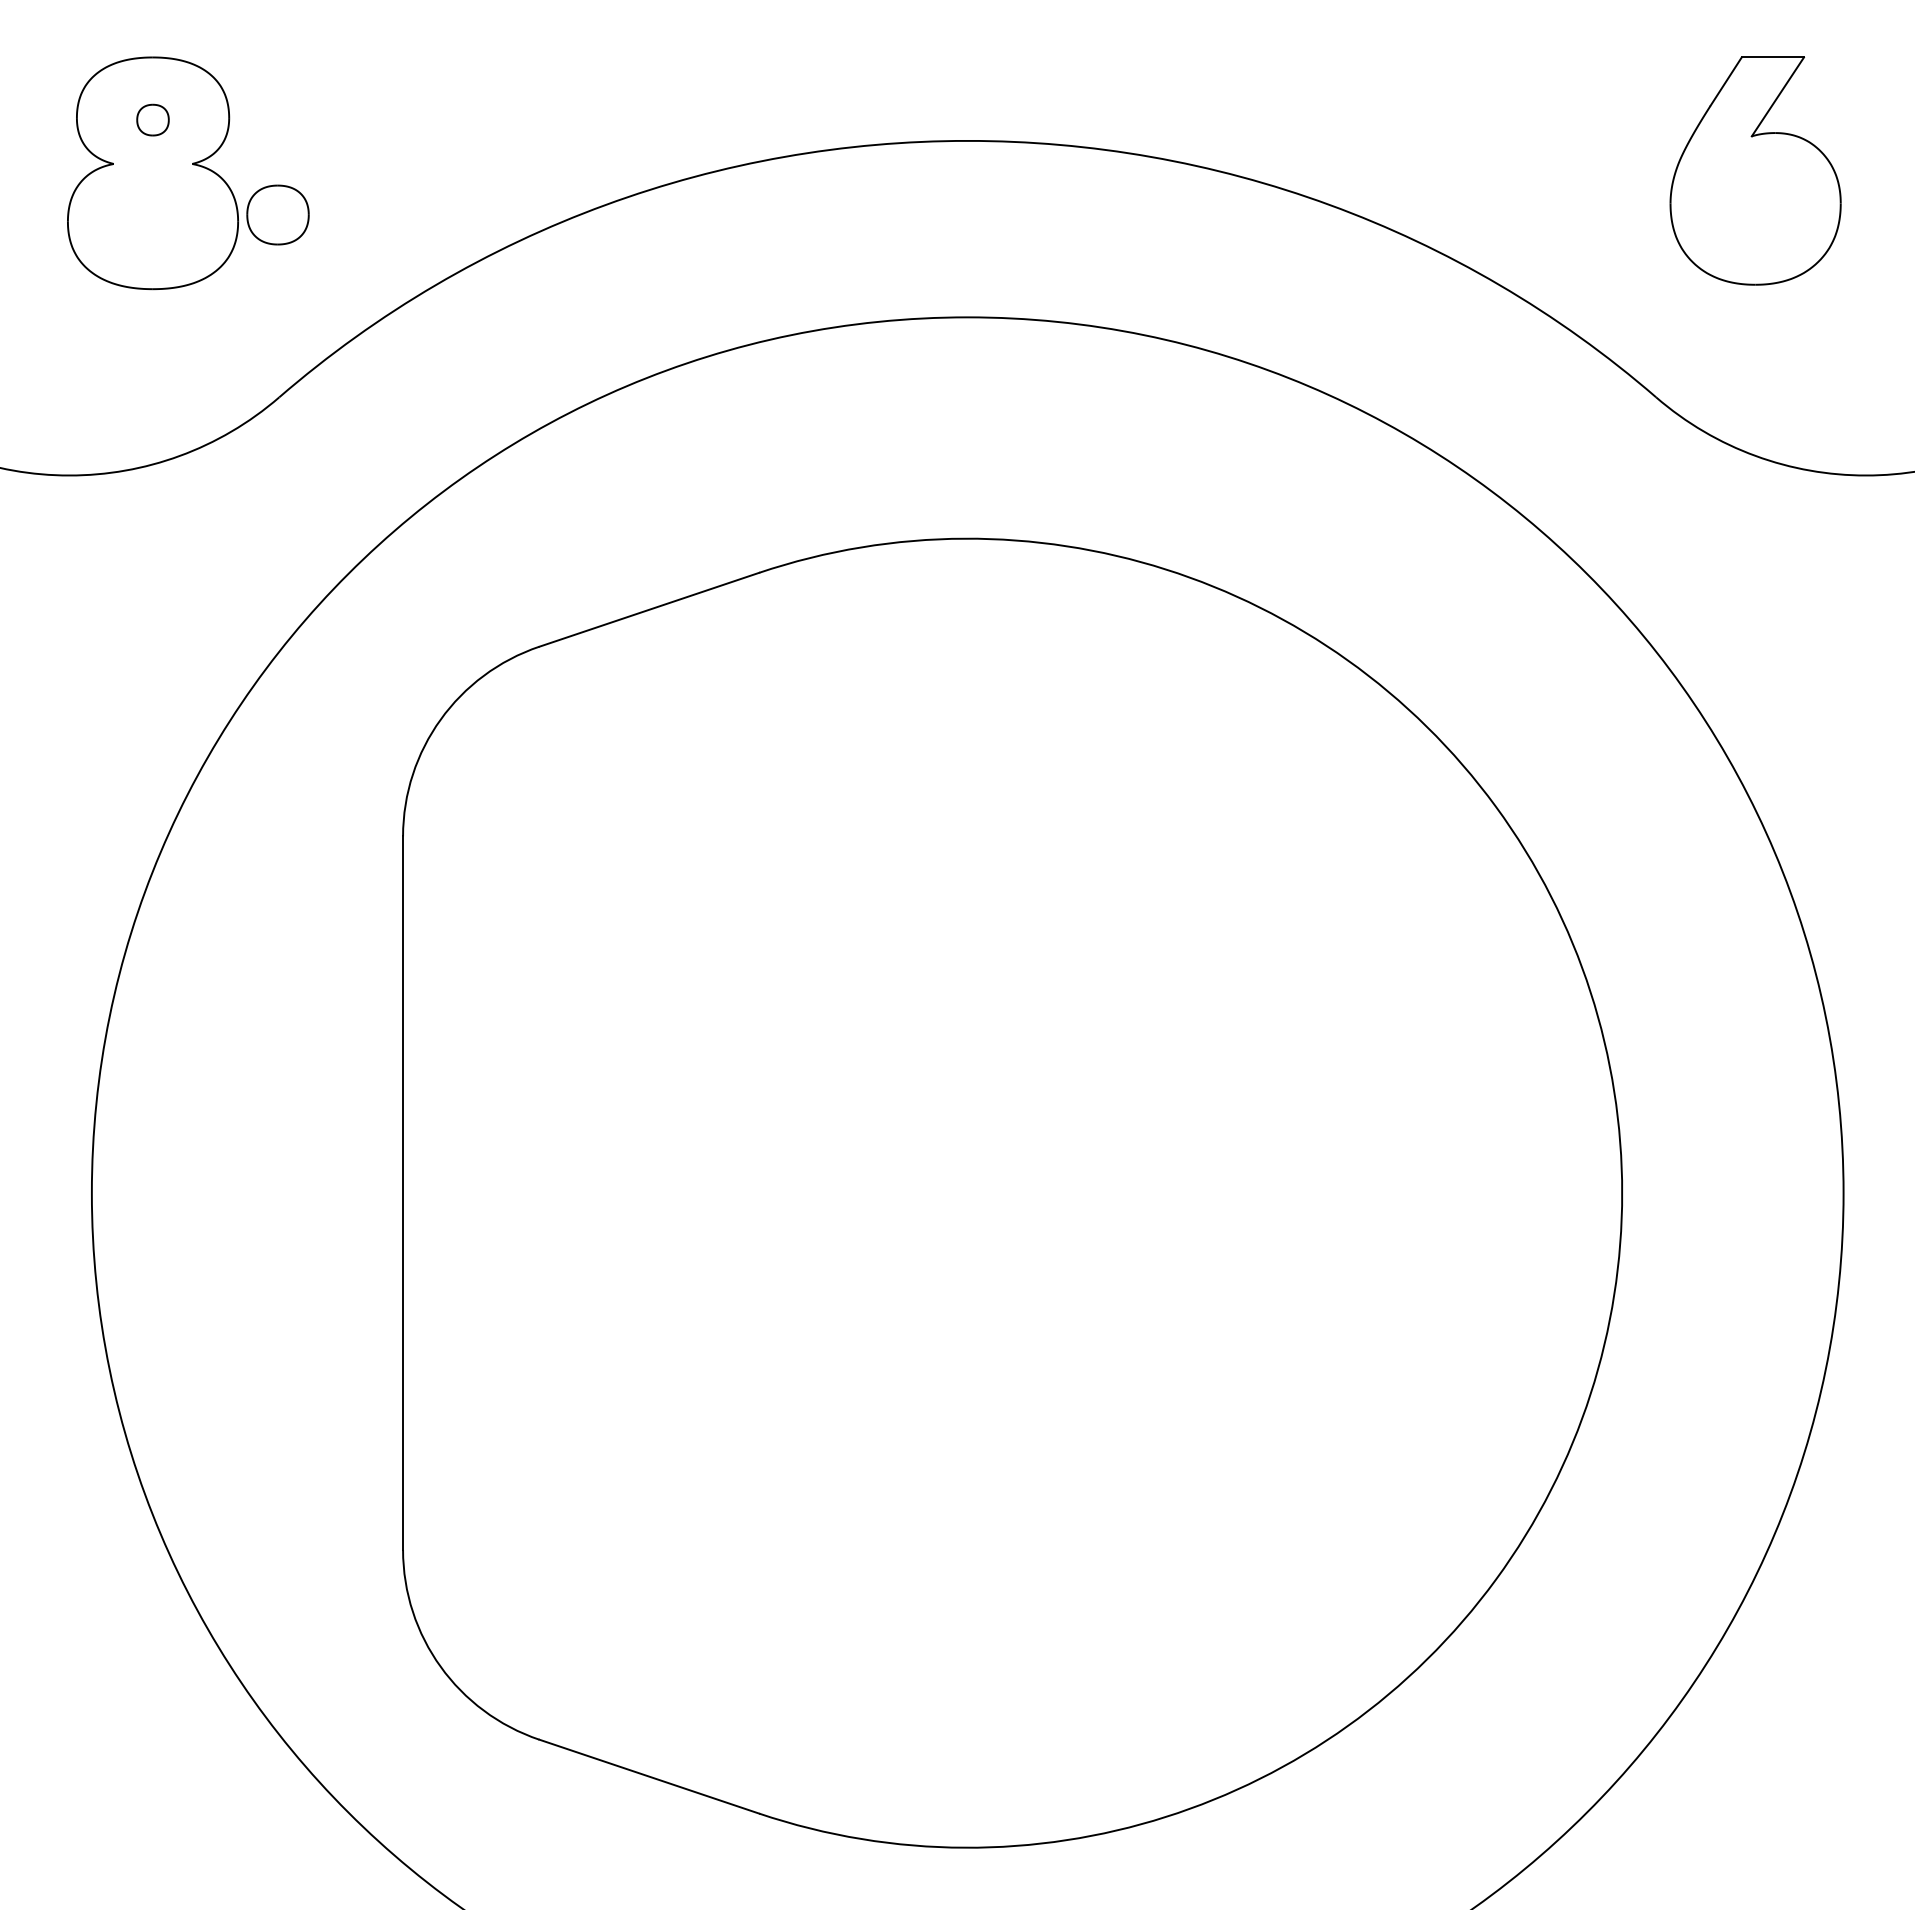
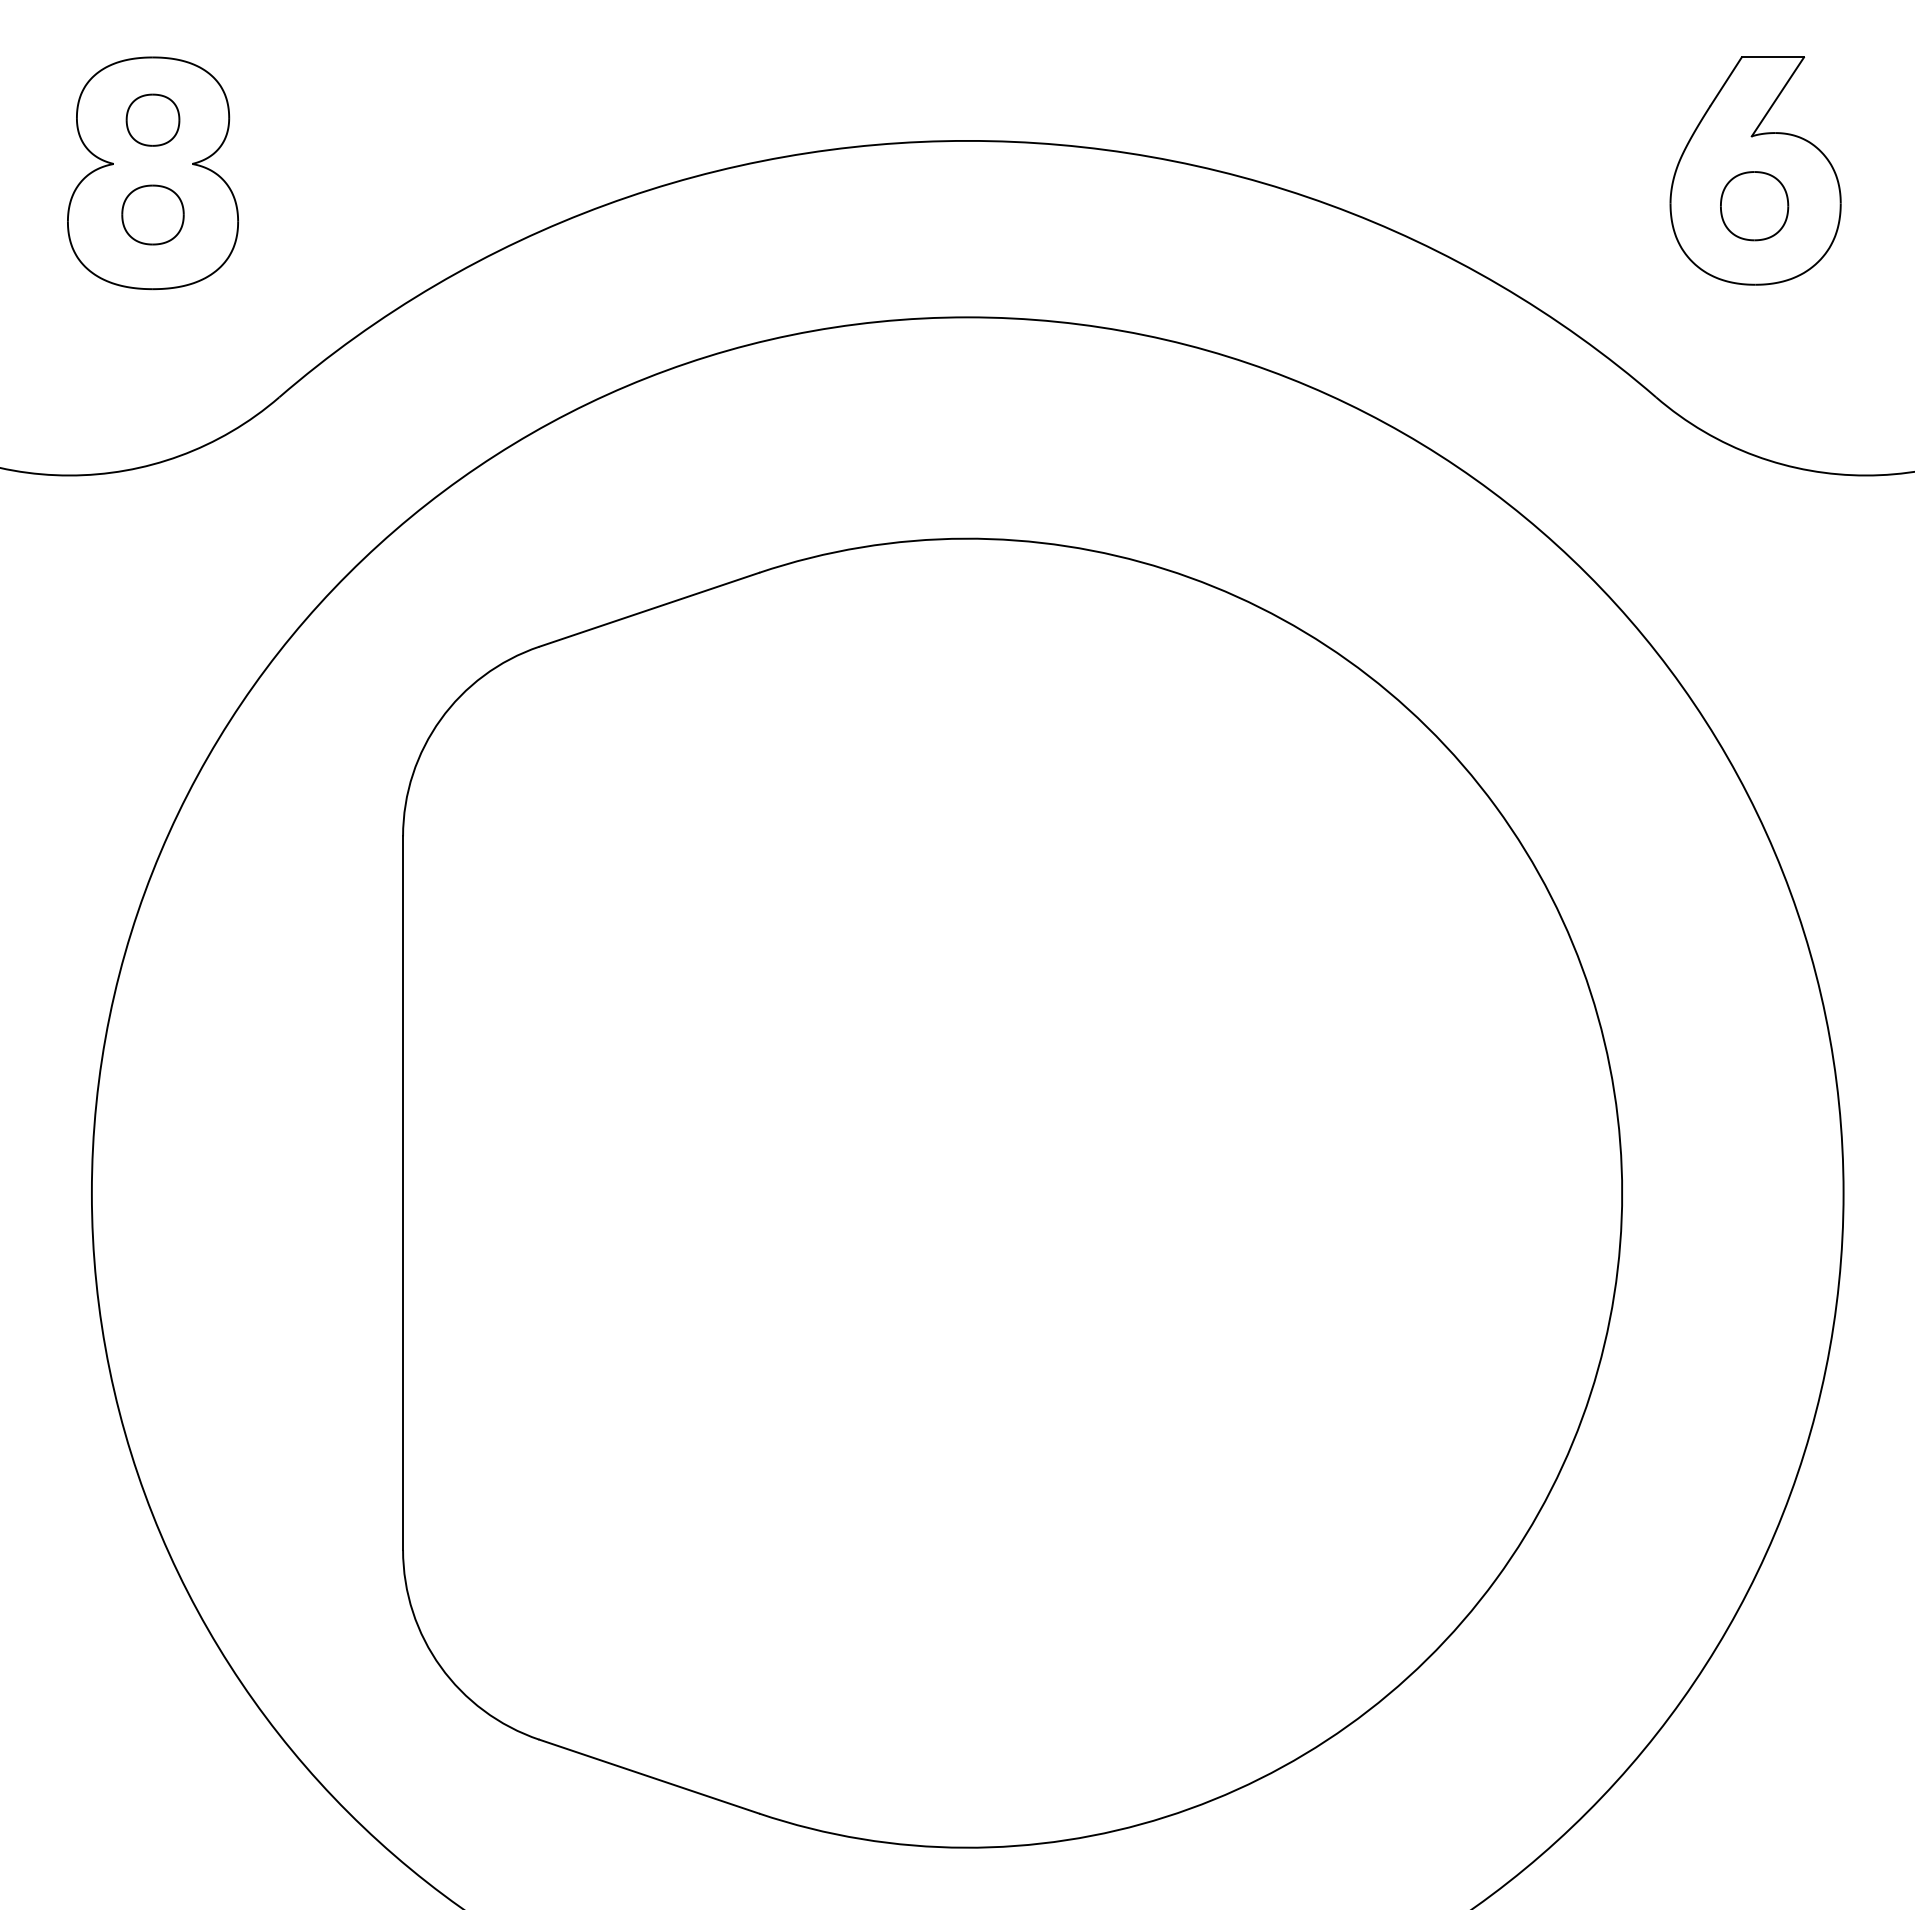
part size: 34x34 px -> 56x54 px (152, 119)
part: none -> present (1754, 206)
part position: (277, 214) -> (152, 214) (152, 214)
